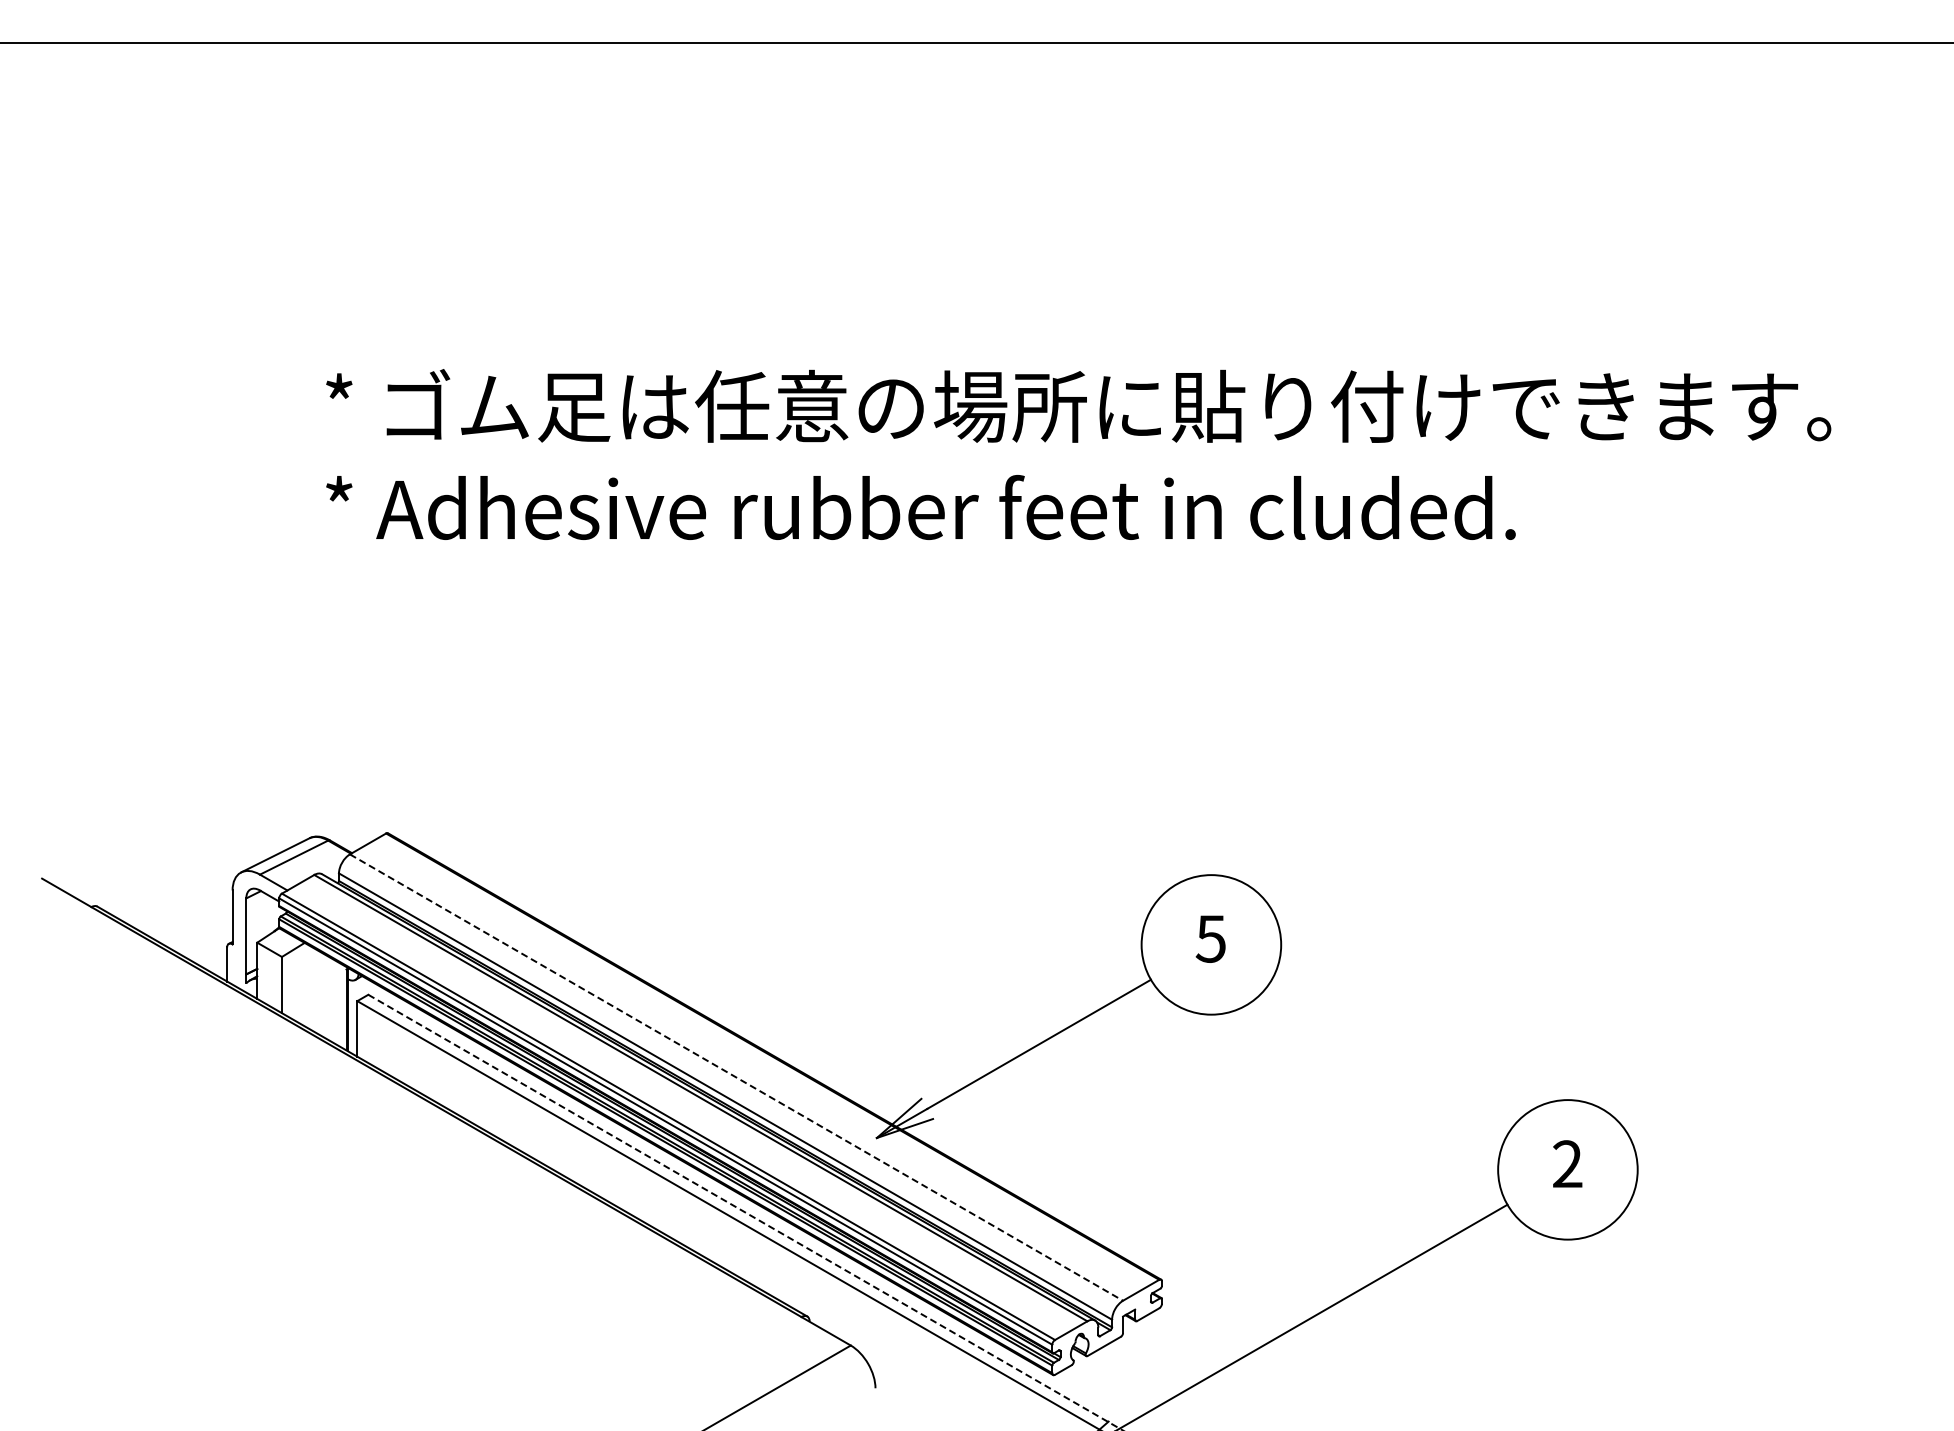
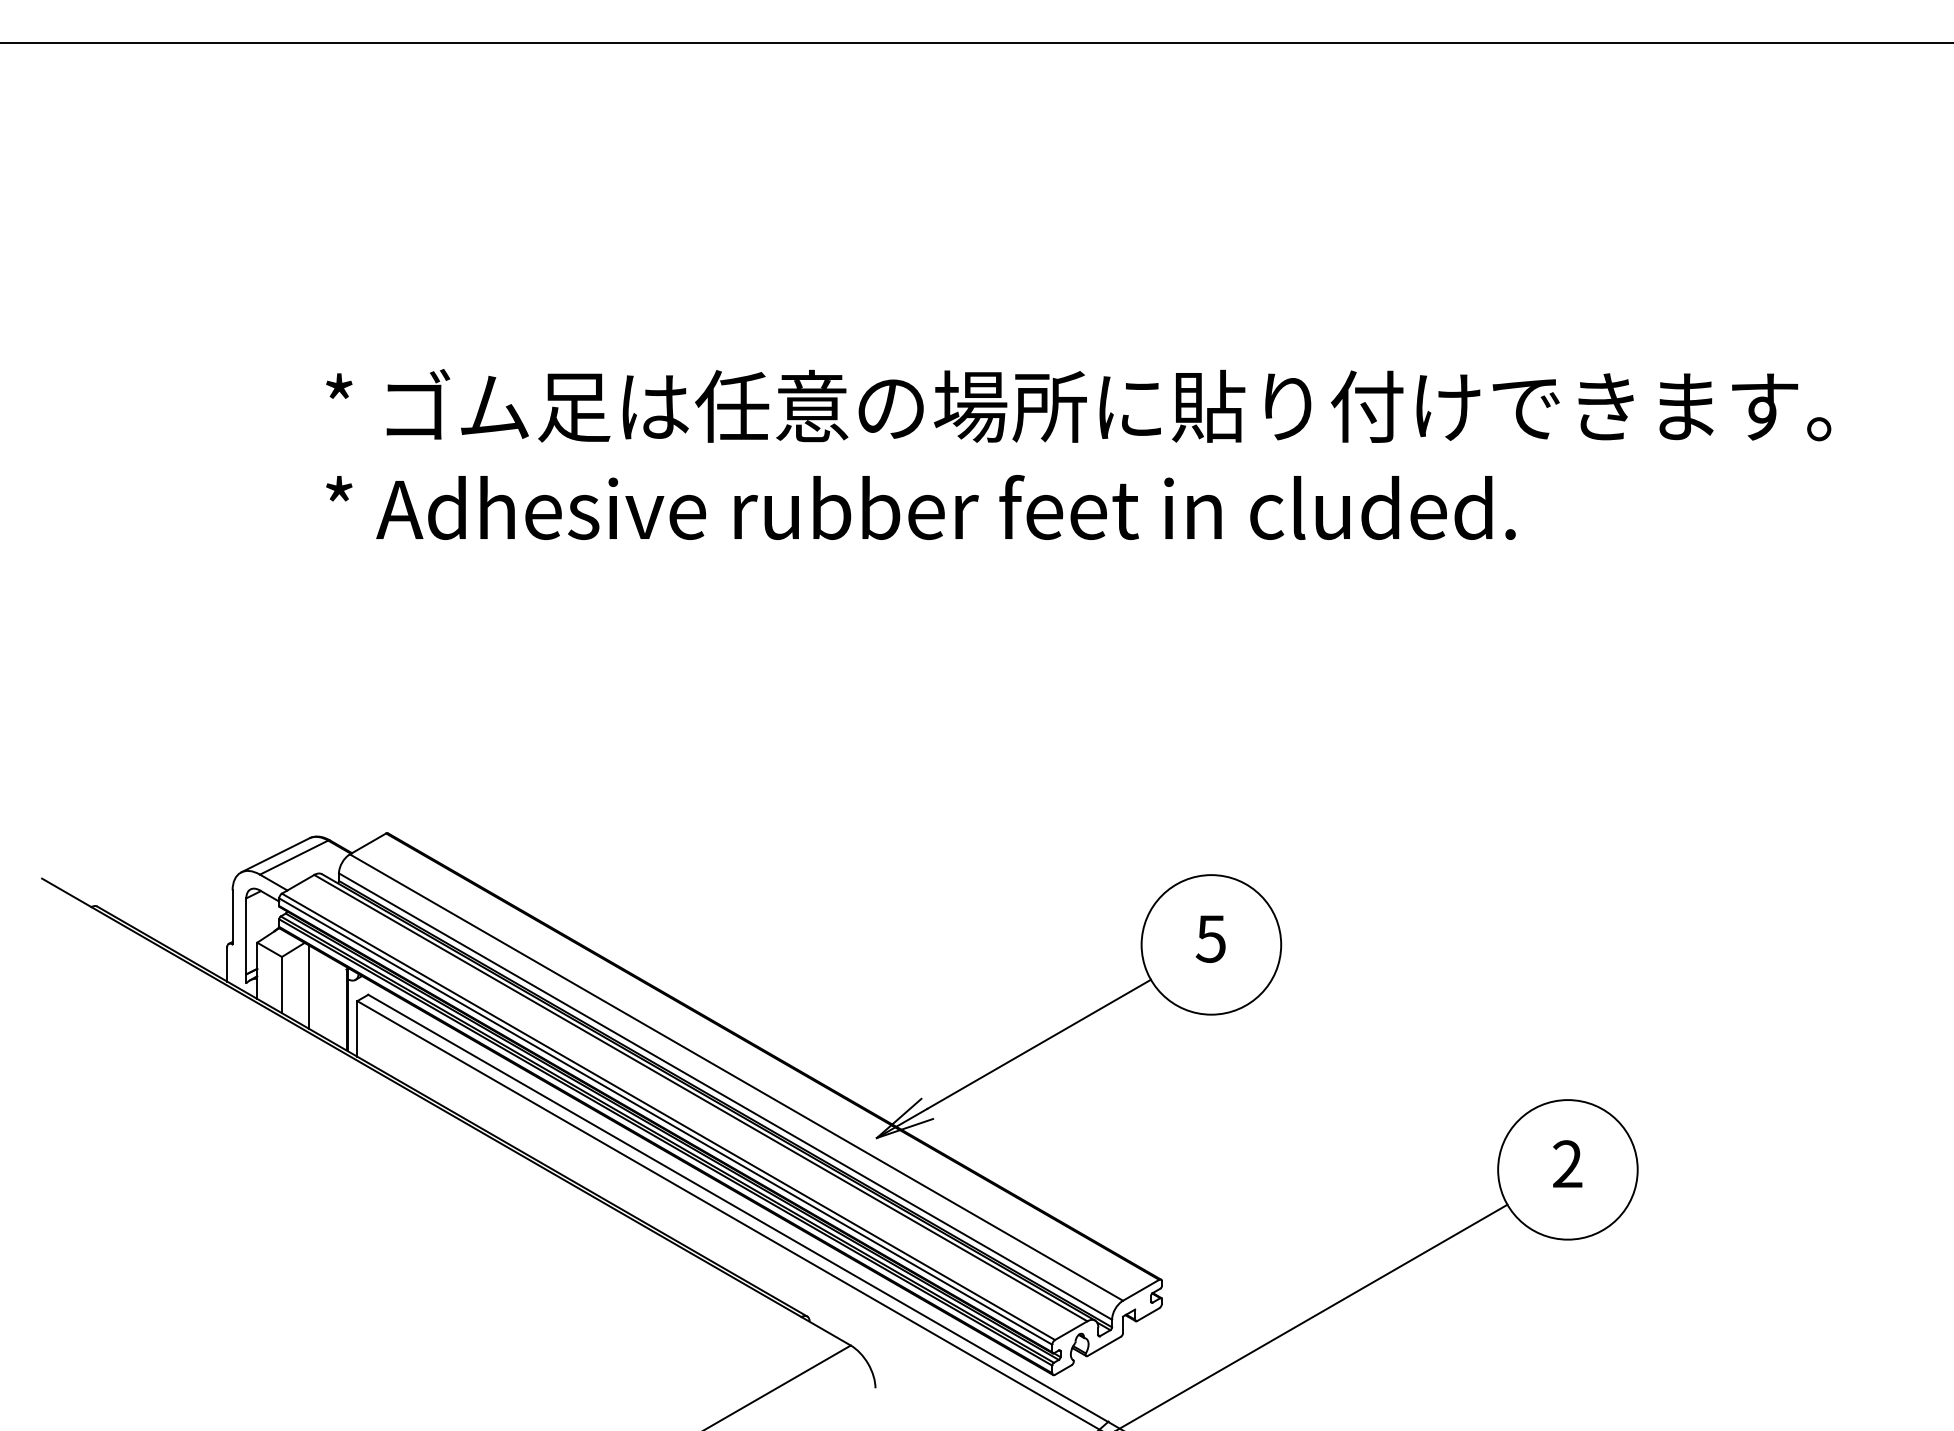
line: none -> present (309, 987)
line: dashed -> solid (736, 1077)
line: dashed -> solid (745, 1212)
